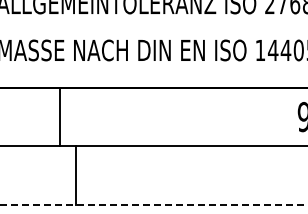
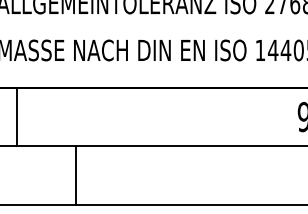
line position: (60, 116) -> (17, 116) (17, 116)
line: dashed -> solid (153, 205)
